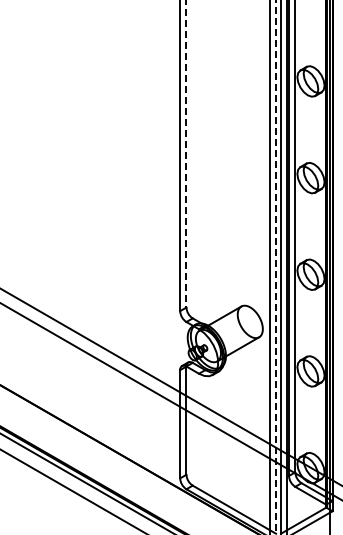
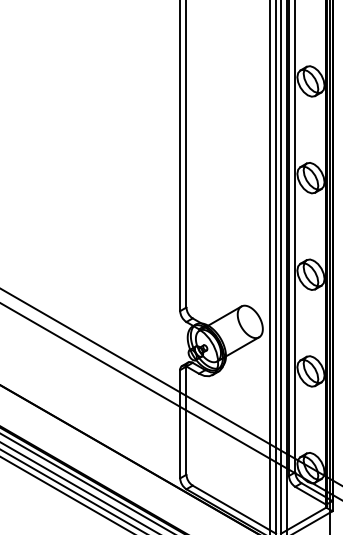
line: dashed -> solid (186, 154)
line: dashed -> solid (276, 267)
line: none -> present (78, 487)
line: none -> present (66, 494)
